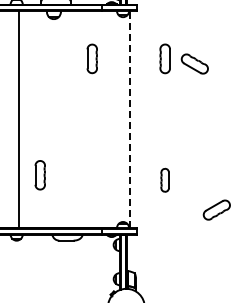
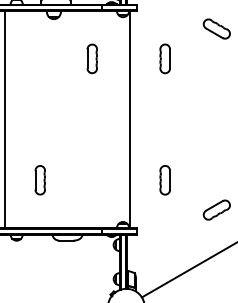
part position: (194, 63) -> (216, 28) (216, 28)
line position: (19, 119) -> (5, 119) (5, 119)
line: dashed -> solid (130, 119)
part position: (39, 175) -> (39, 180) (39, 180)
part size: 10x26 px -> 12x31 px (164, 180)
line: none -> present (187, 270)
